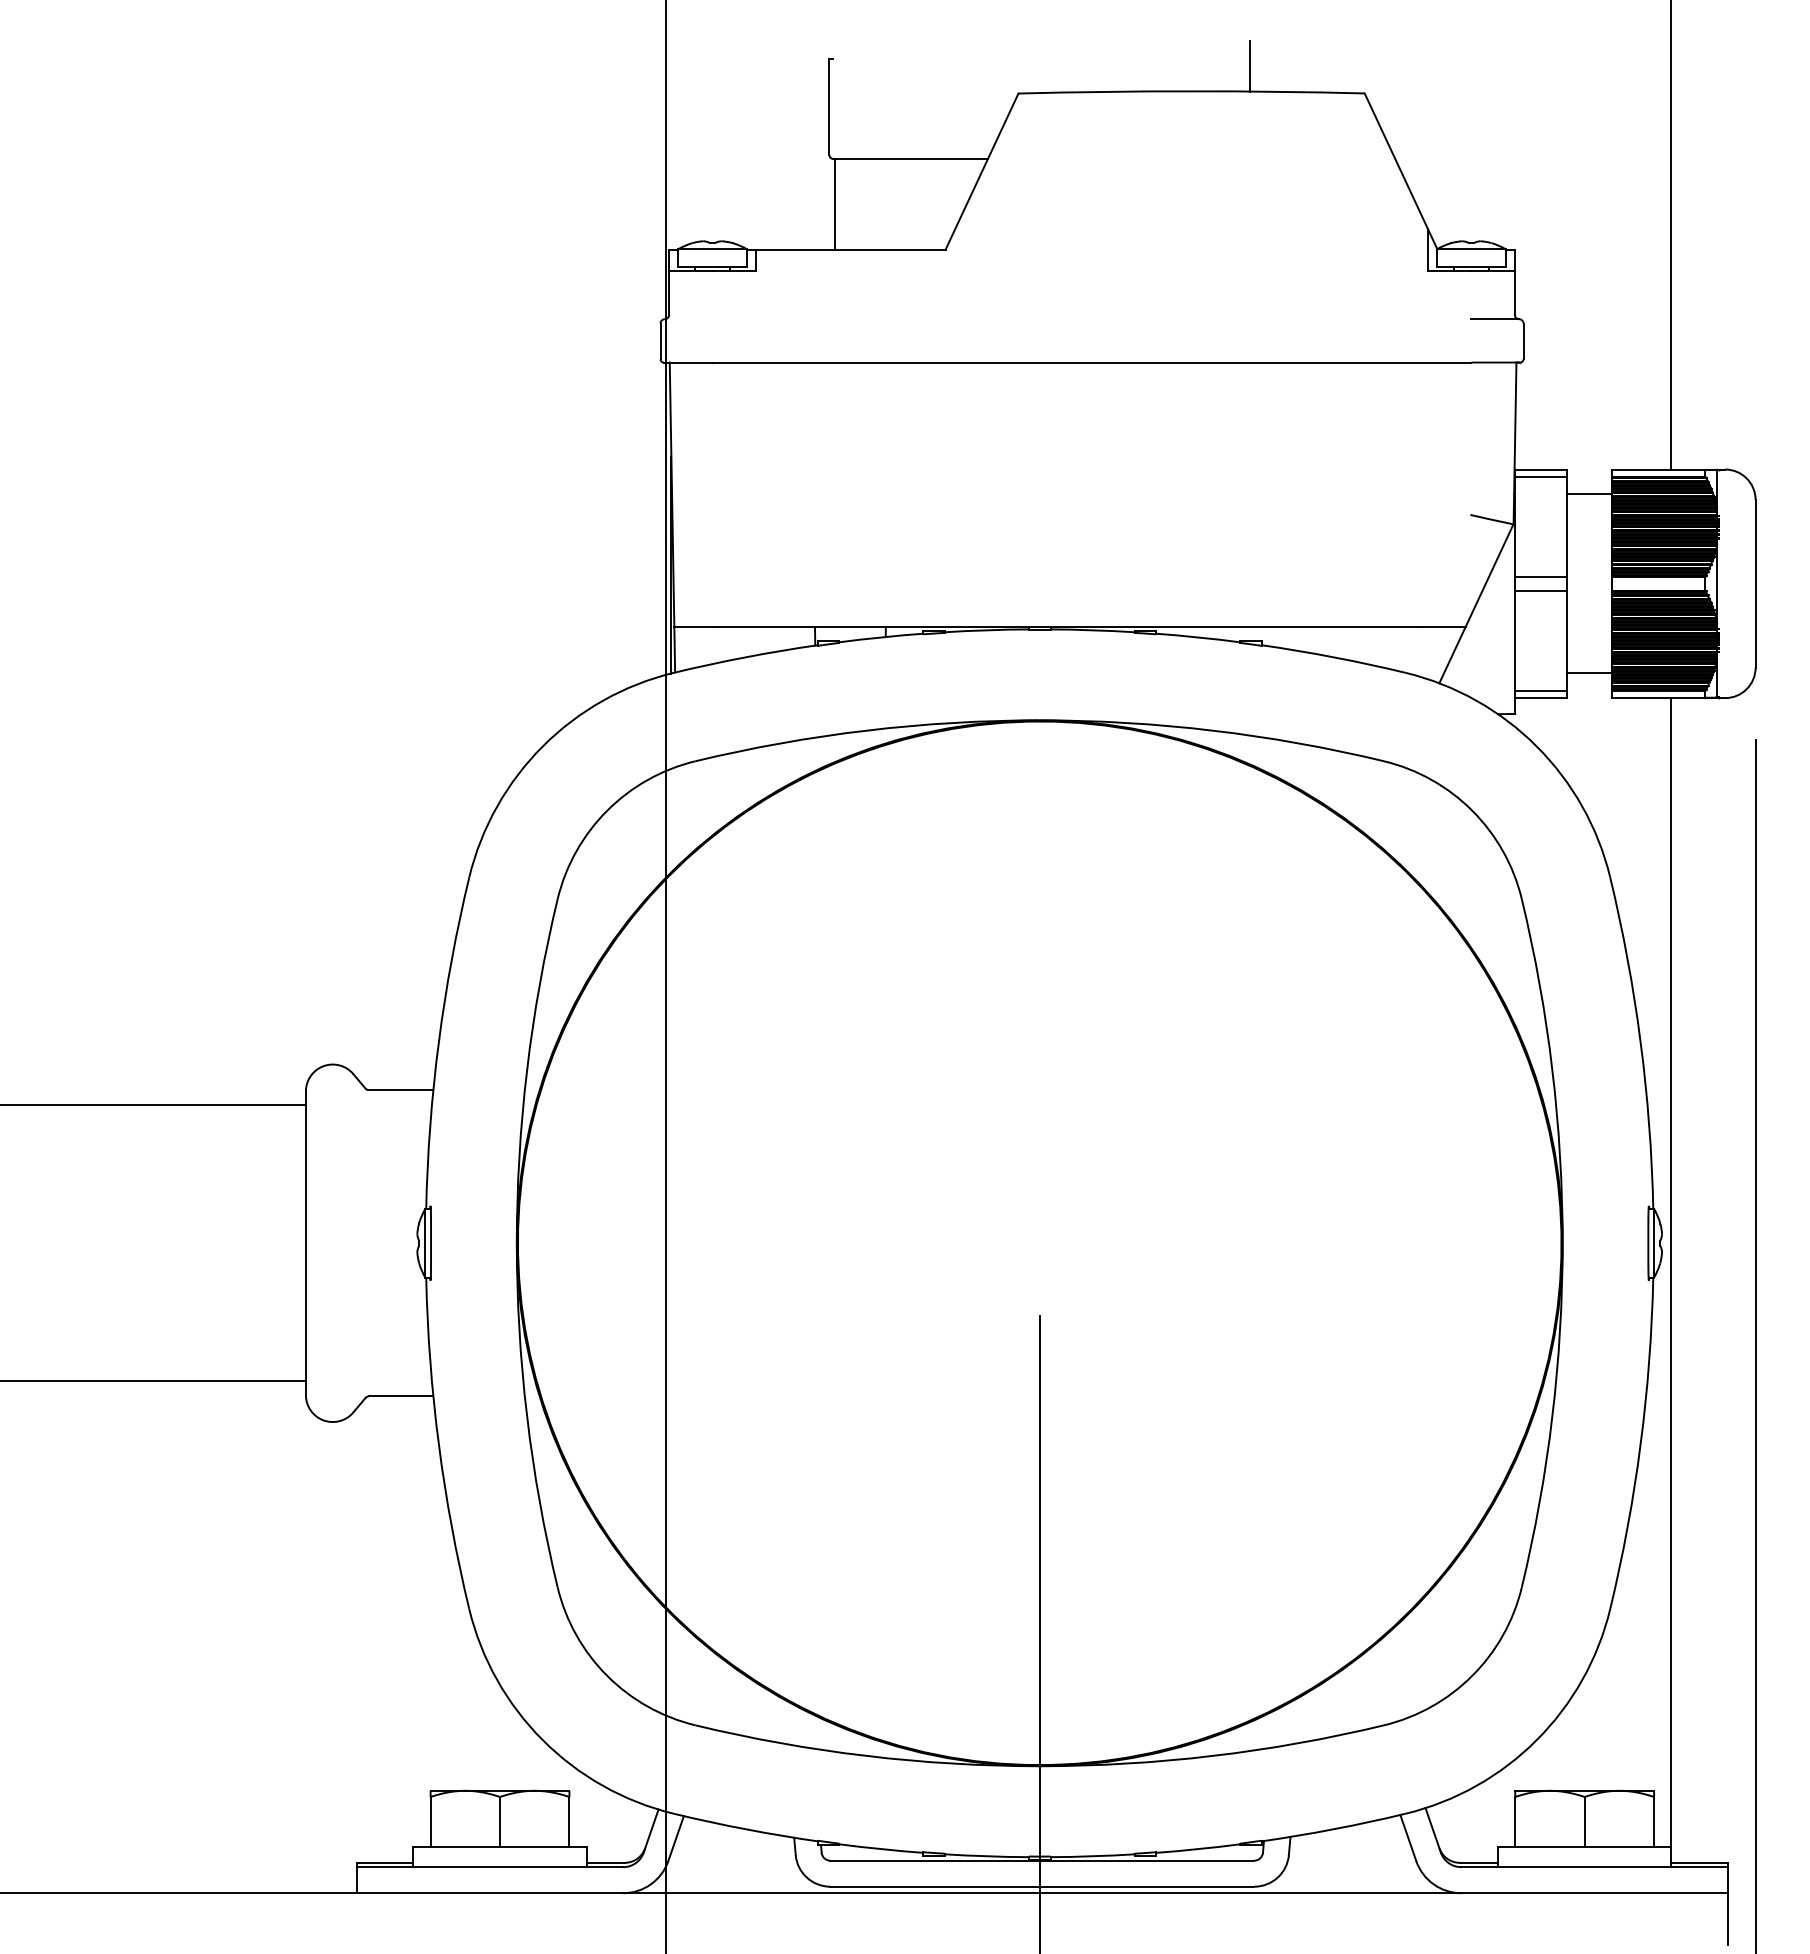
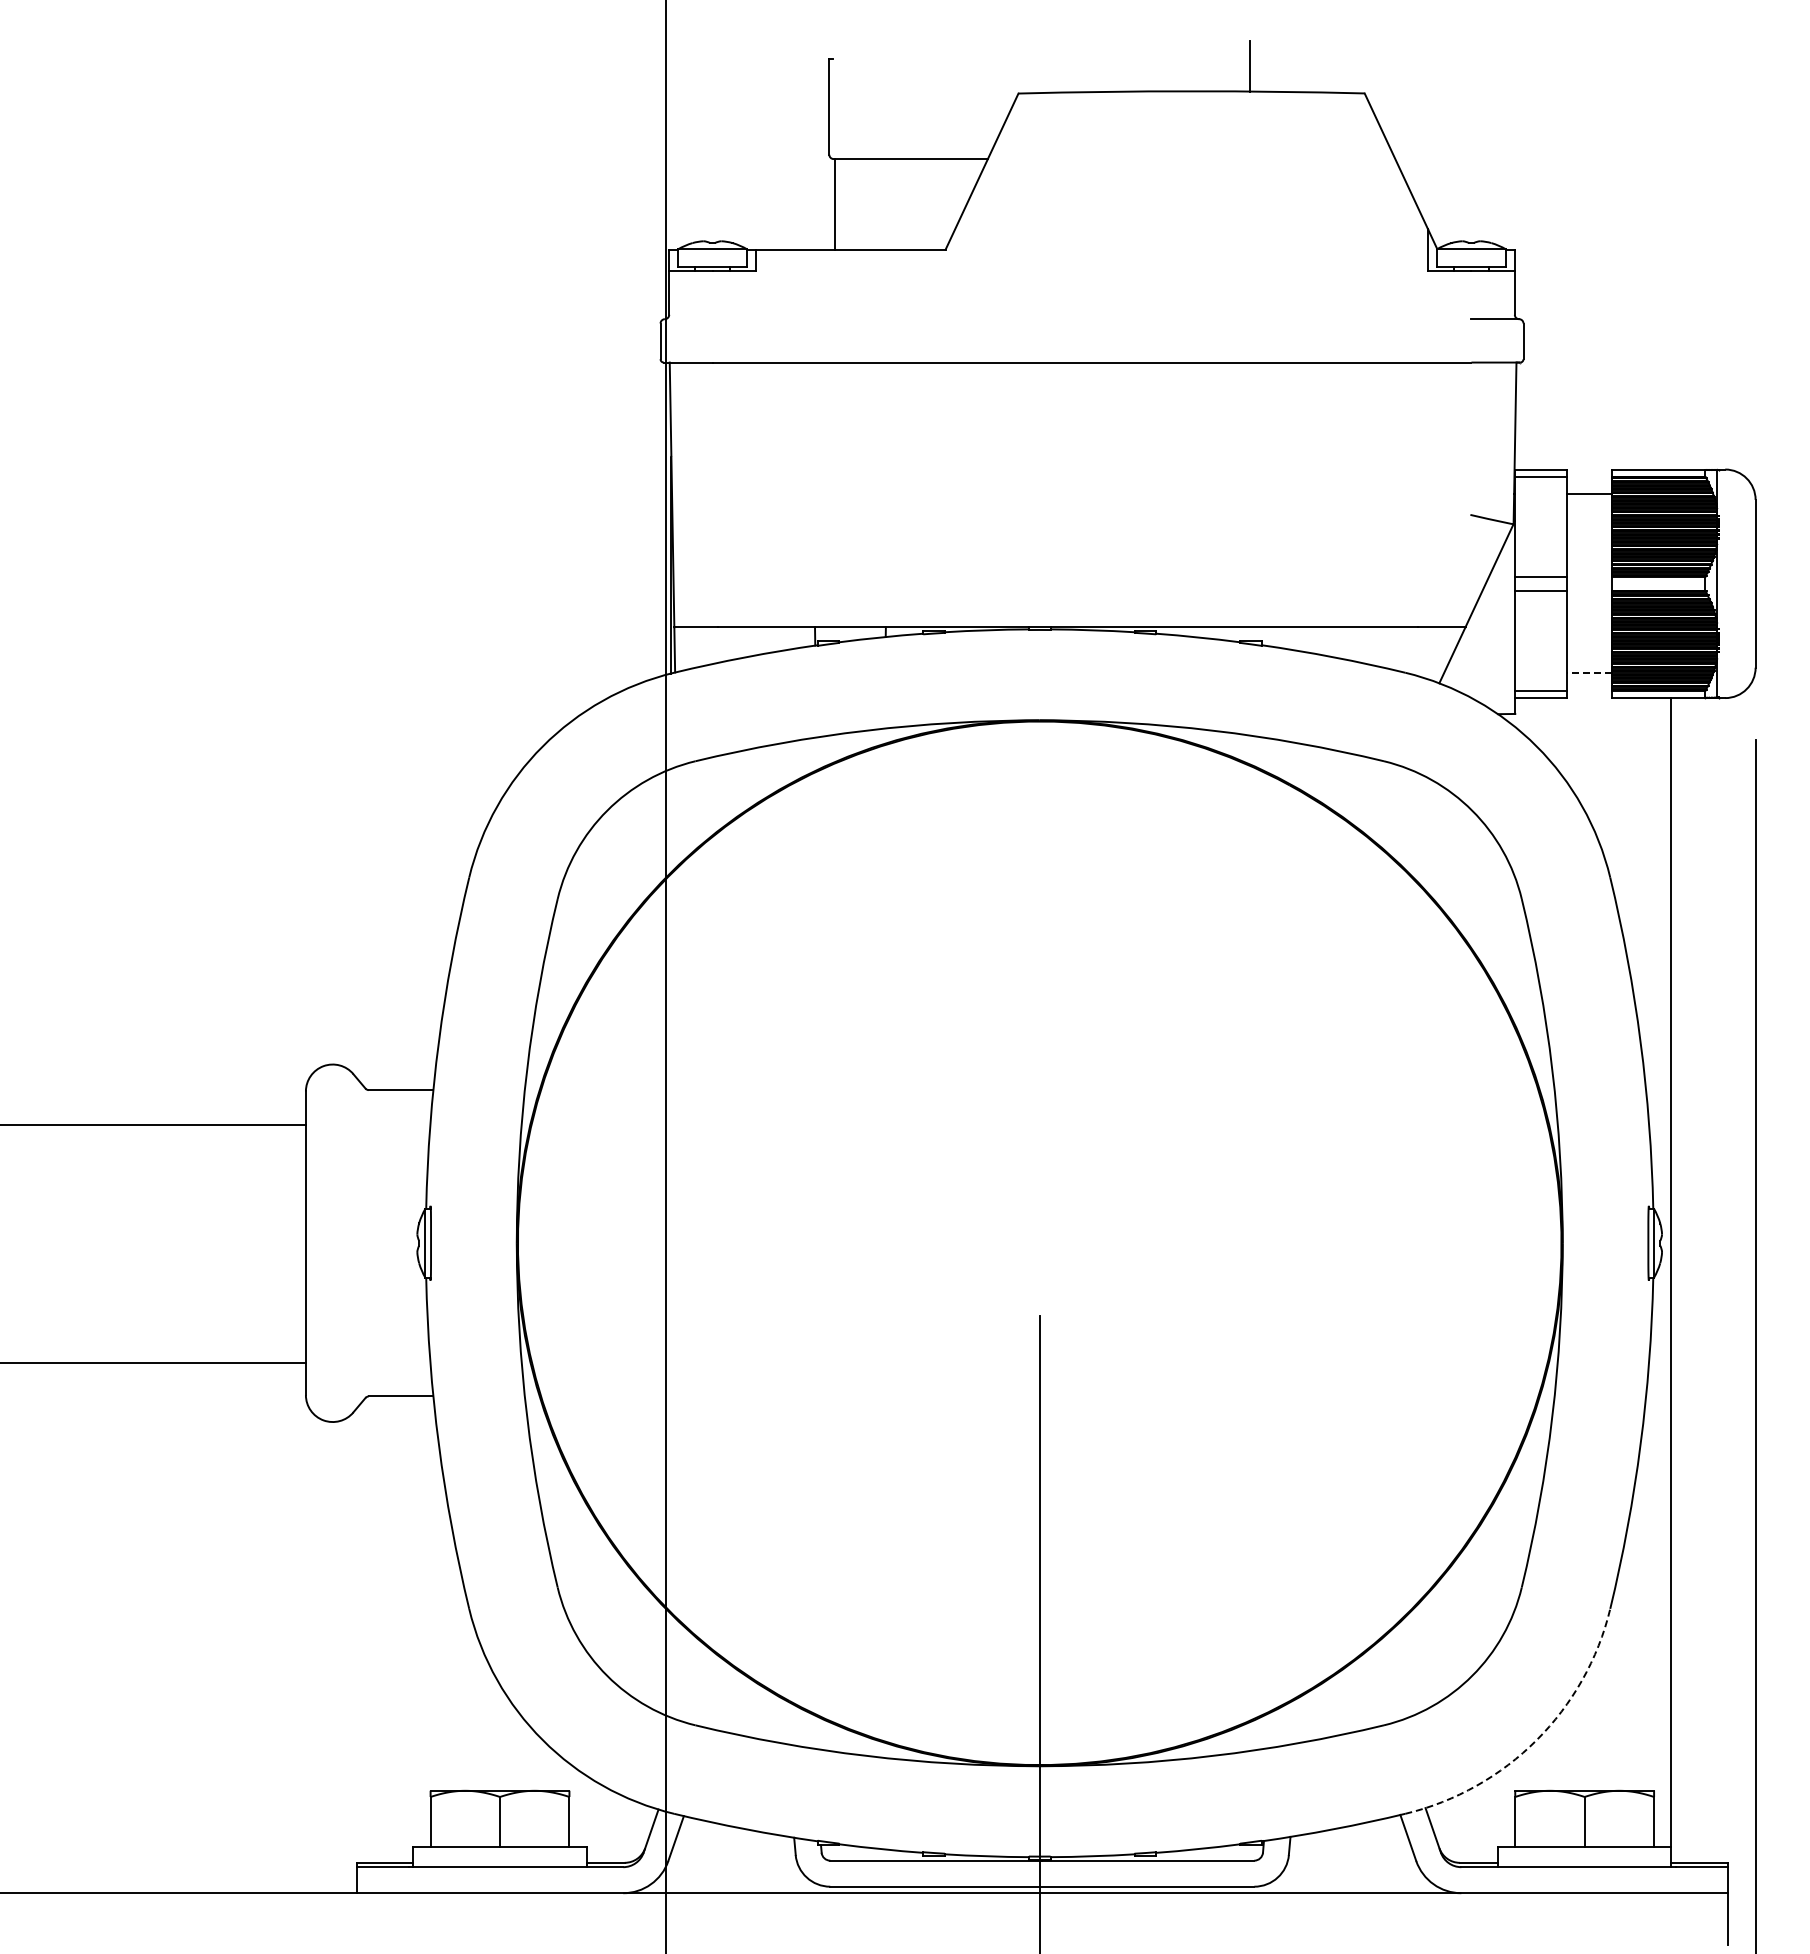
line: present -> none (1670, 235)
line: solid -> dashed (1589, 673)
line position: (153, 1105) -> (153, 1125) (153, 1125)
line position: (153, 1381) -> (153, 1363) (153, 1363)
arc: solid -> dashed (1536, 1740)
